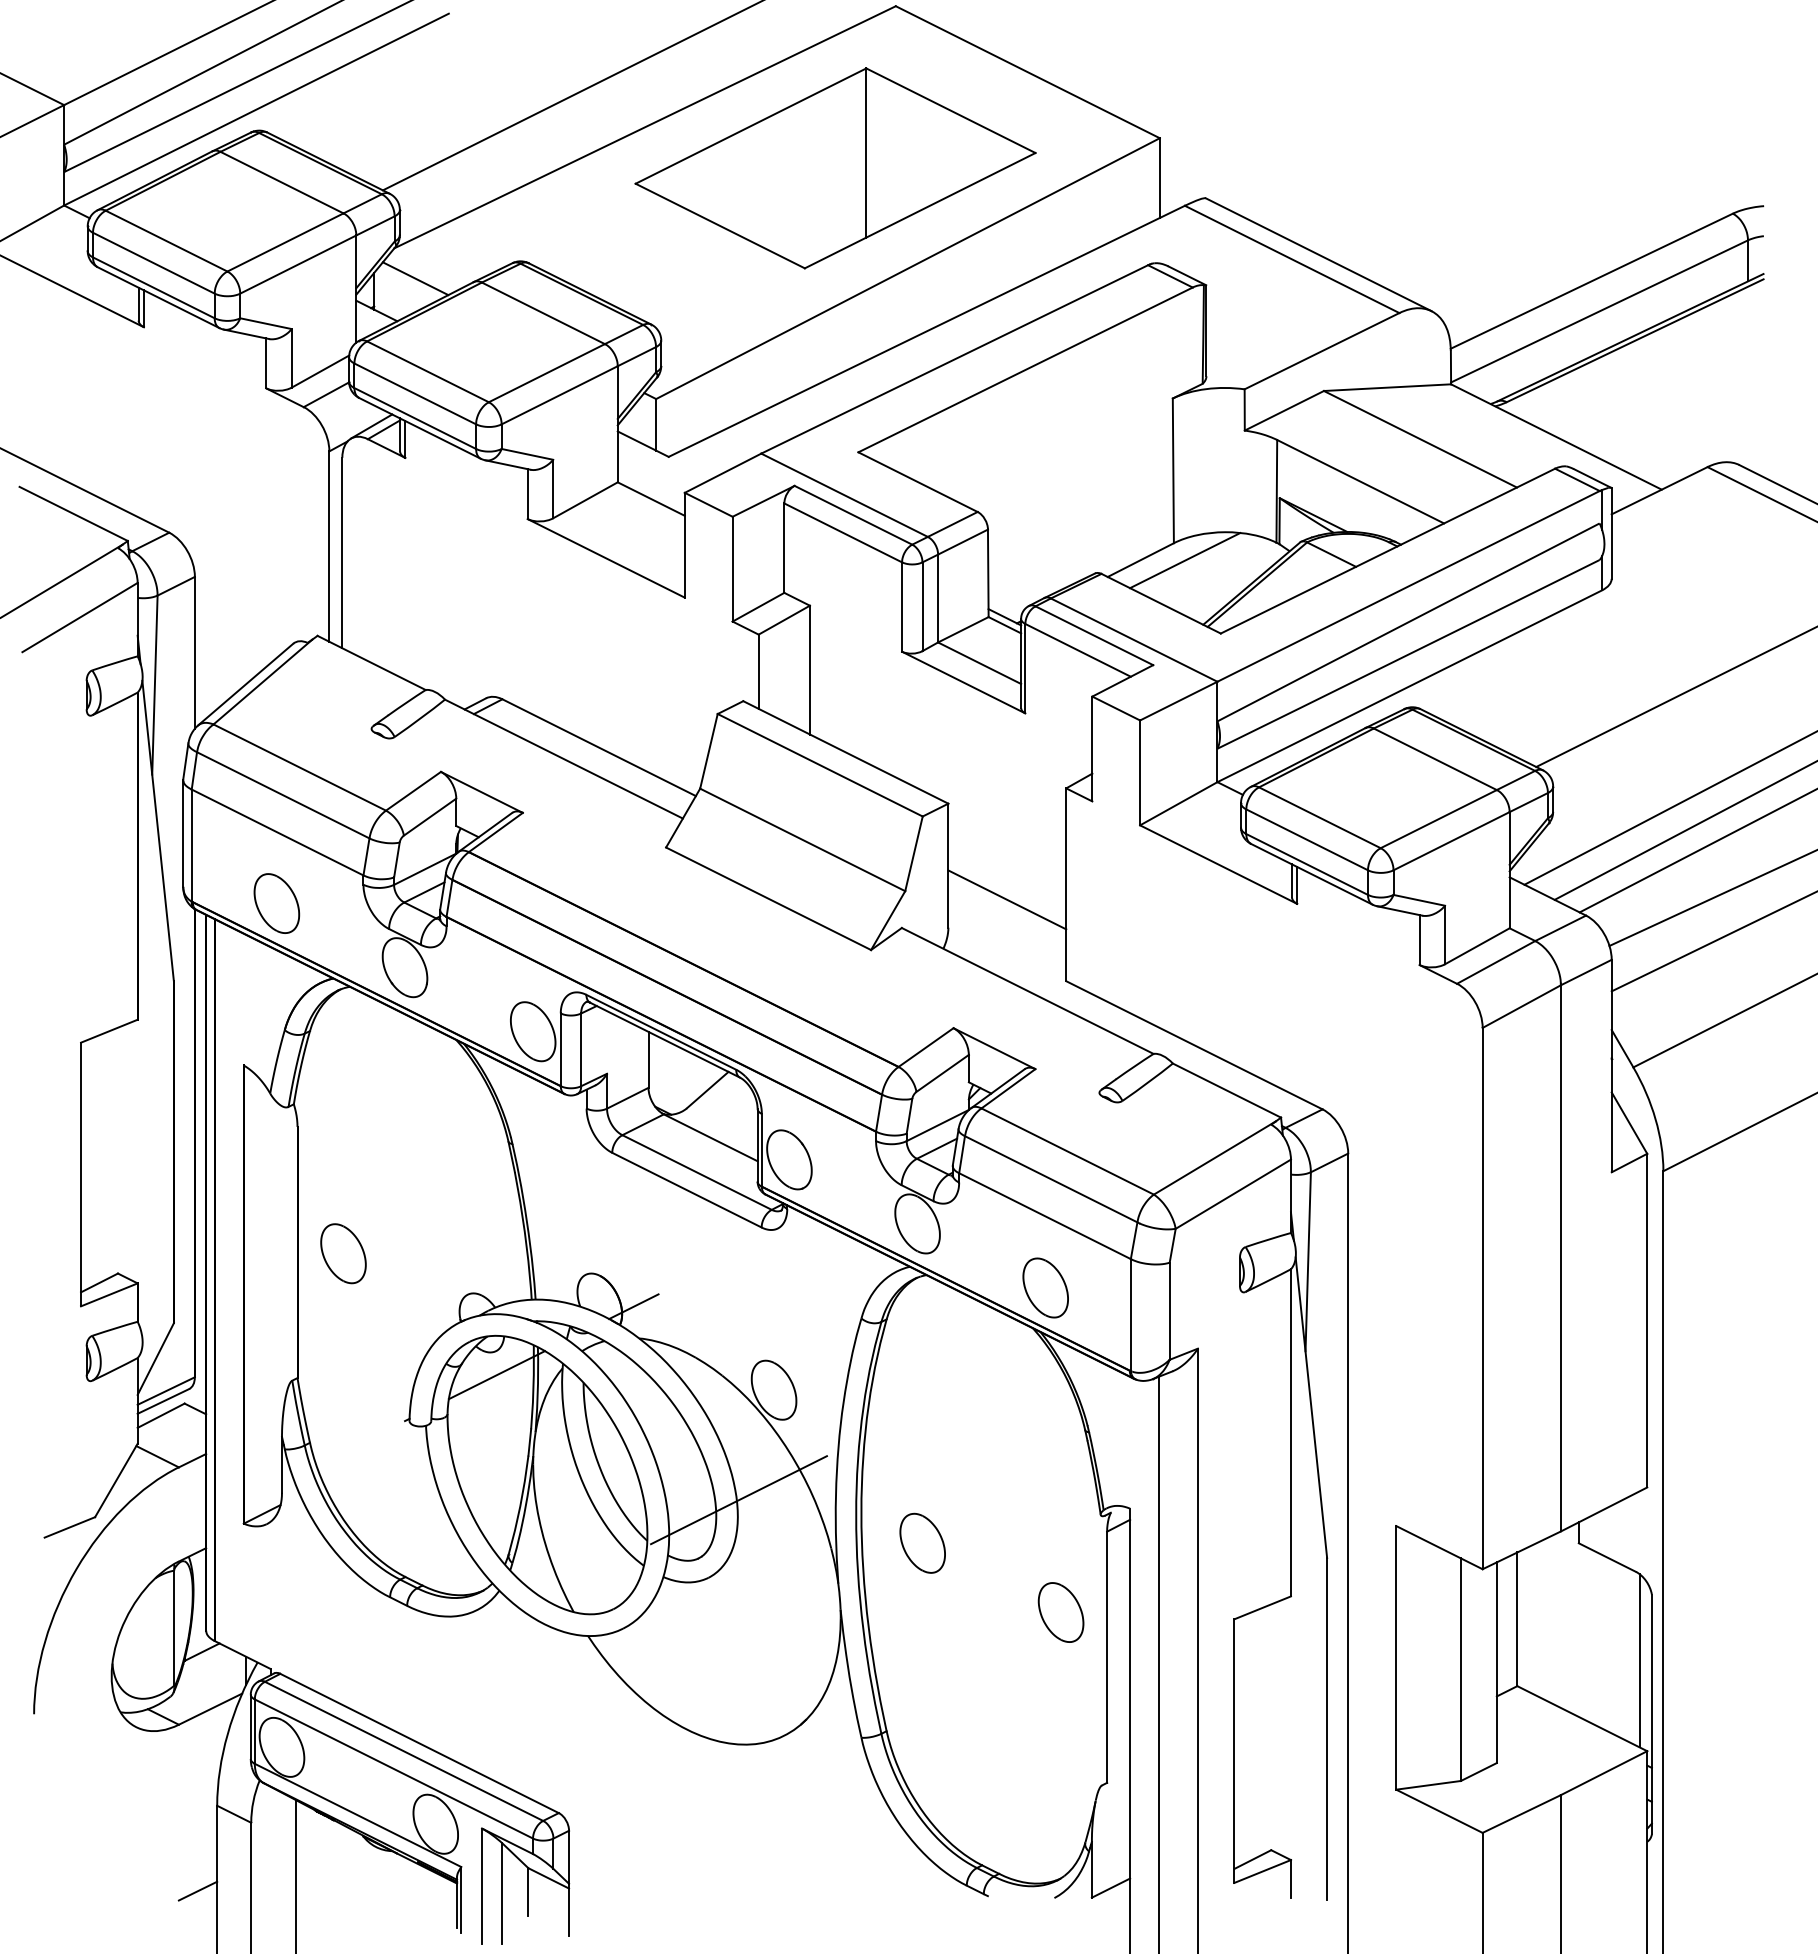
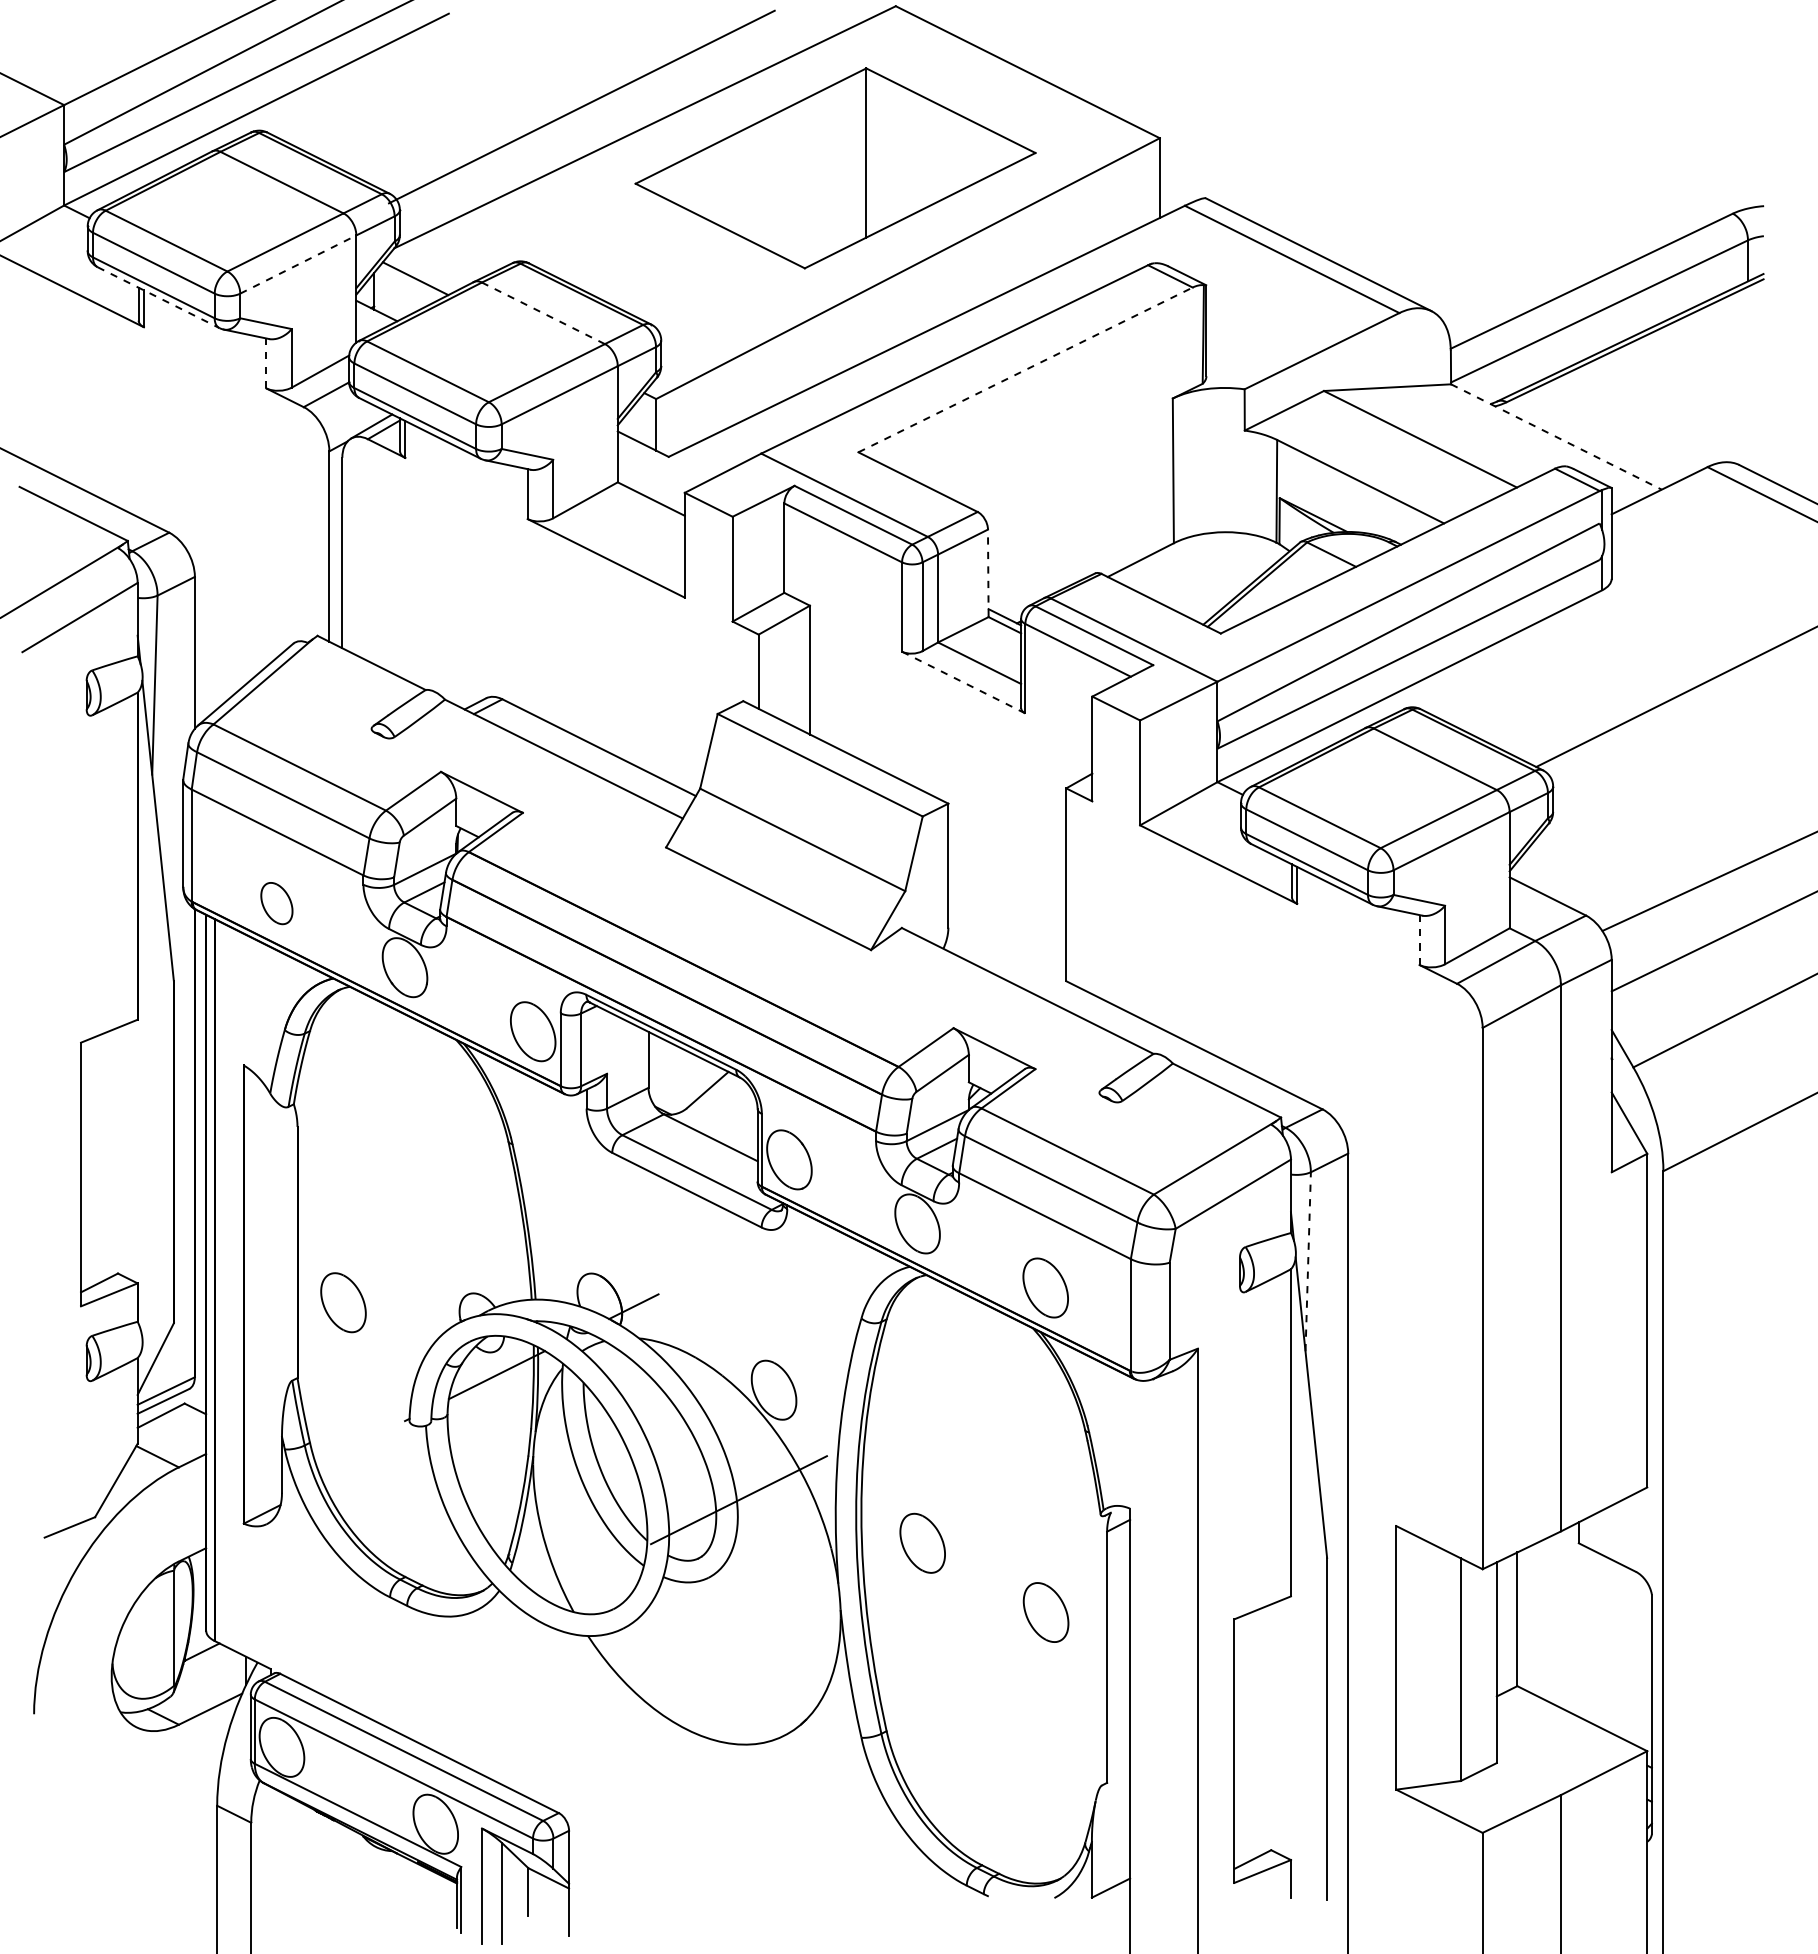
line position: (570, 96) -> (581, 106) (581, 106)
line: solid -> dashed (298, 264)
line: solid -> dashed (159, 297)
line: solid -> dashed (543, 313)
line: solid -> dashed (266, 363)
line: solid -> dashed (1026, 369)
line: solid -> dashed (1556, 437)
line: present -> none (1185, 560)
line: solid -> dashed (988, 573)
line: solid -> dashed (963, 682)
line: present -> none (1669, 808)
line: present -> none (1684, 830)
line: present -> none (1696, 851)
line position: (1711, 898) -> (1708, 881) (1708, 881)
line: present -> none (1007, 899)
part size: 48x61 px -> 34x44 px (276, 903)
line: solid -> dashed (1419, 940)
part position: (343, 1253) -> (343, 1302) (343, 1302)
line: solid -> dashed (1308, 1261)
part position: (1060, 1612) -> (1045, 1612) (1045, 1612)
line: present -> none (1639, 1660)
line: present -> none (1159, 1663)
line: present -> none (295, 1875)
line: present -> none (197, 1890)
